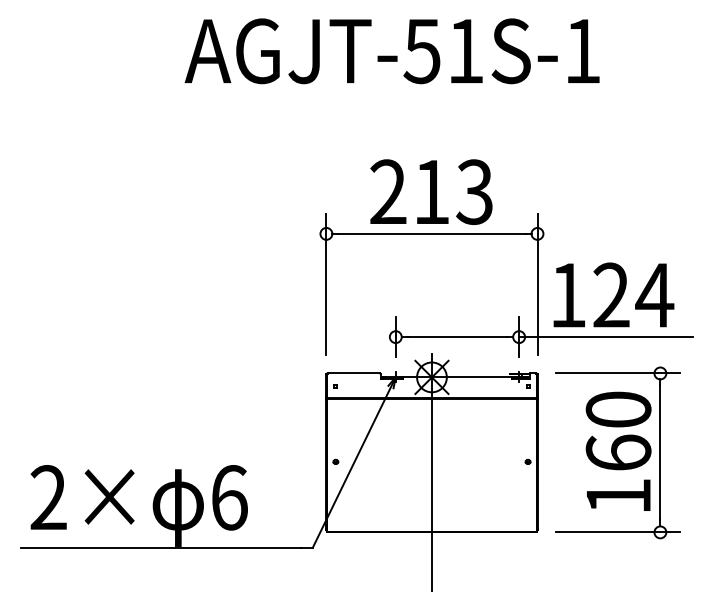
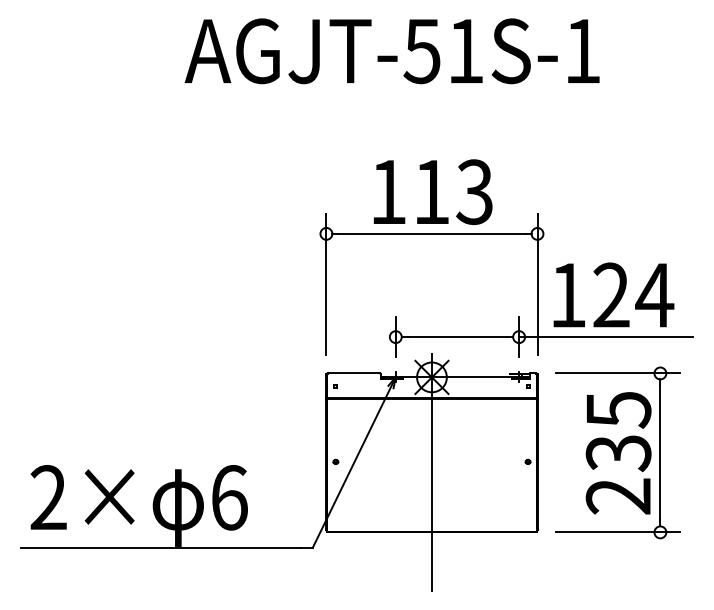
text: 213 -> 113 (388, 191)
text: 160 -> 235 (618, 452)
